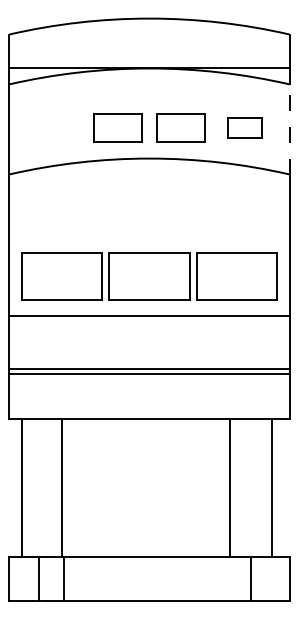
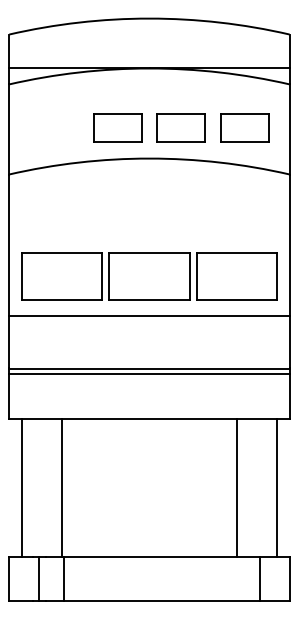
part size: 36x22 px -> 50x30 px (244, 127)
line: dashed -> solid (289, 128)
line position: (230, 488) -> (237, 488) (237, 488)
line position: (272, 488) -> (277, 488) (277, 488)
line position: (250, 579) -> (259, 579) (259, 579)
